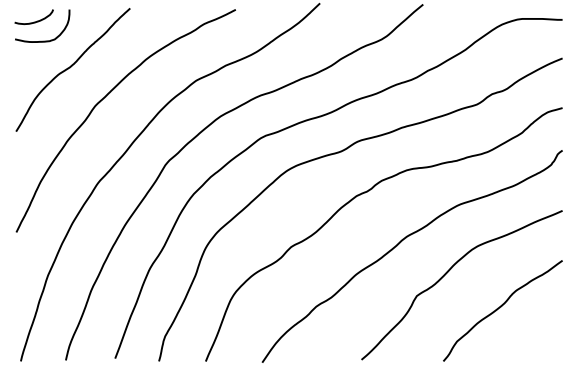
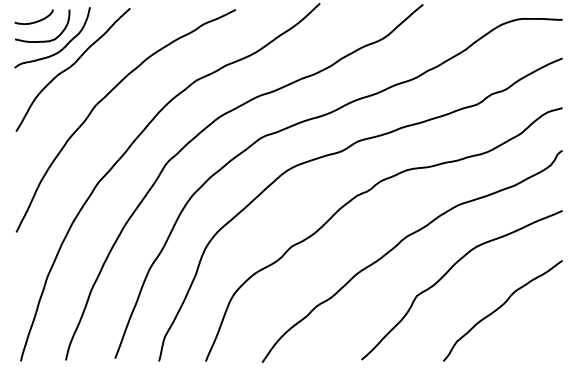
curve: none -> present (61, 48)
